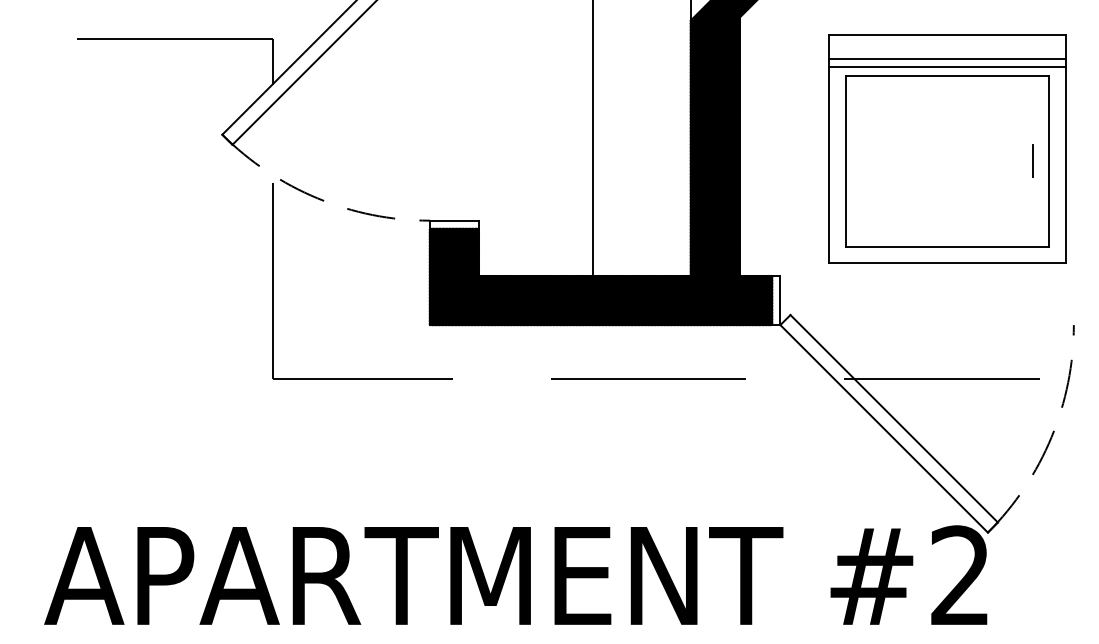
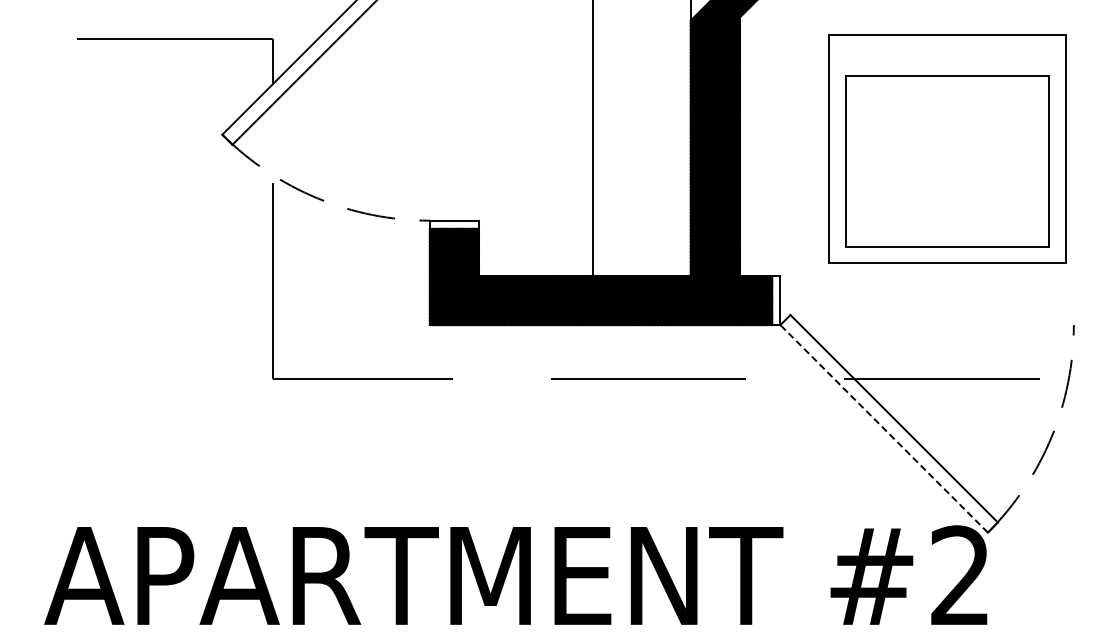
line: present -> none (947, 59)
line: present -> none (947, 67)
line: present -> none (1033, 160)
line: solid -> dashed (884, 428)
